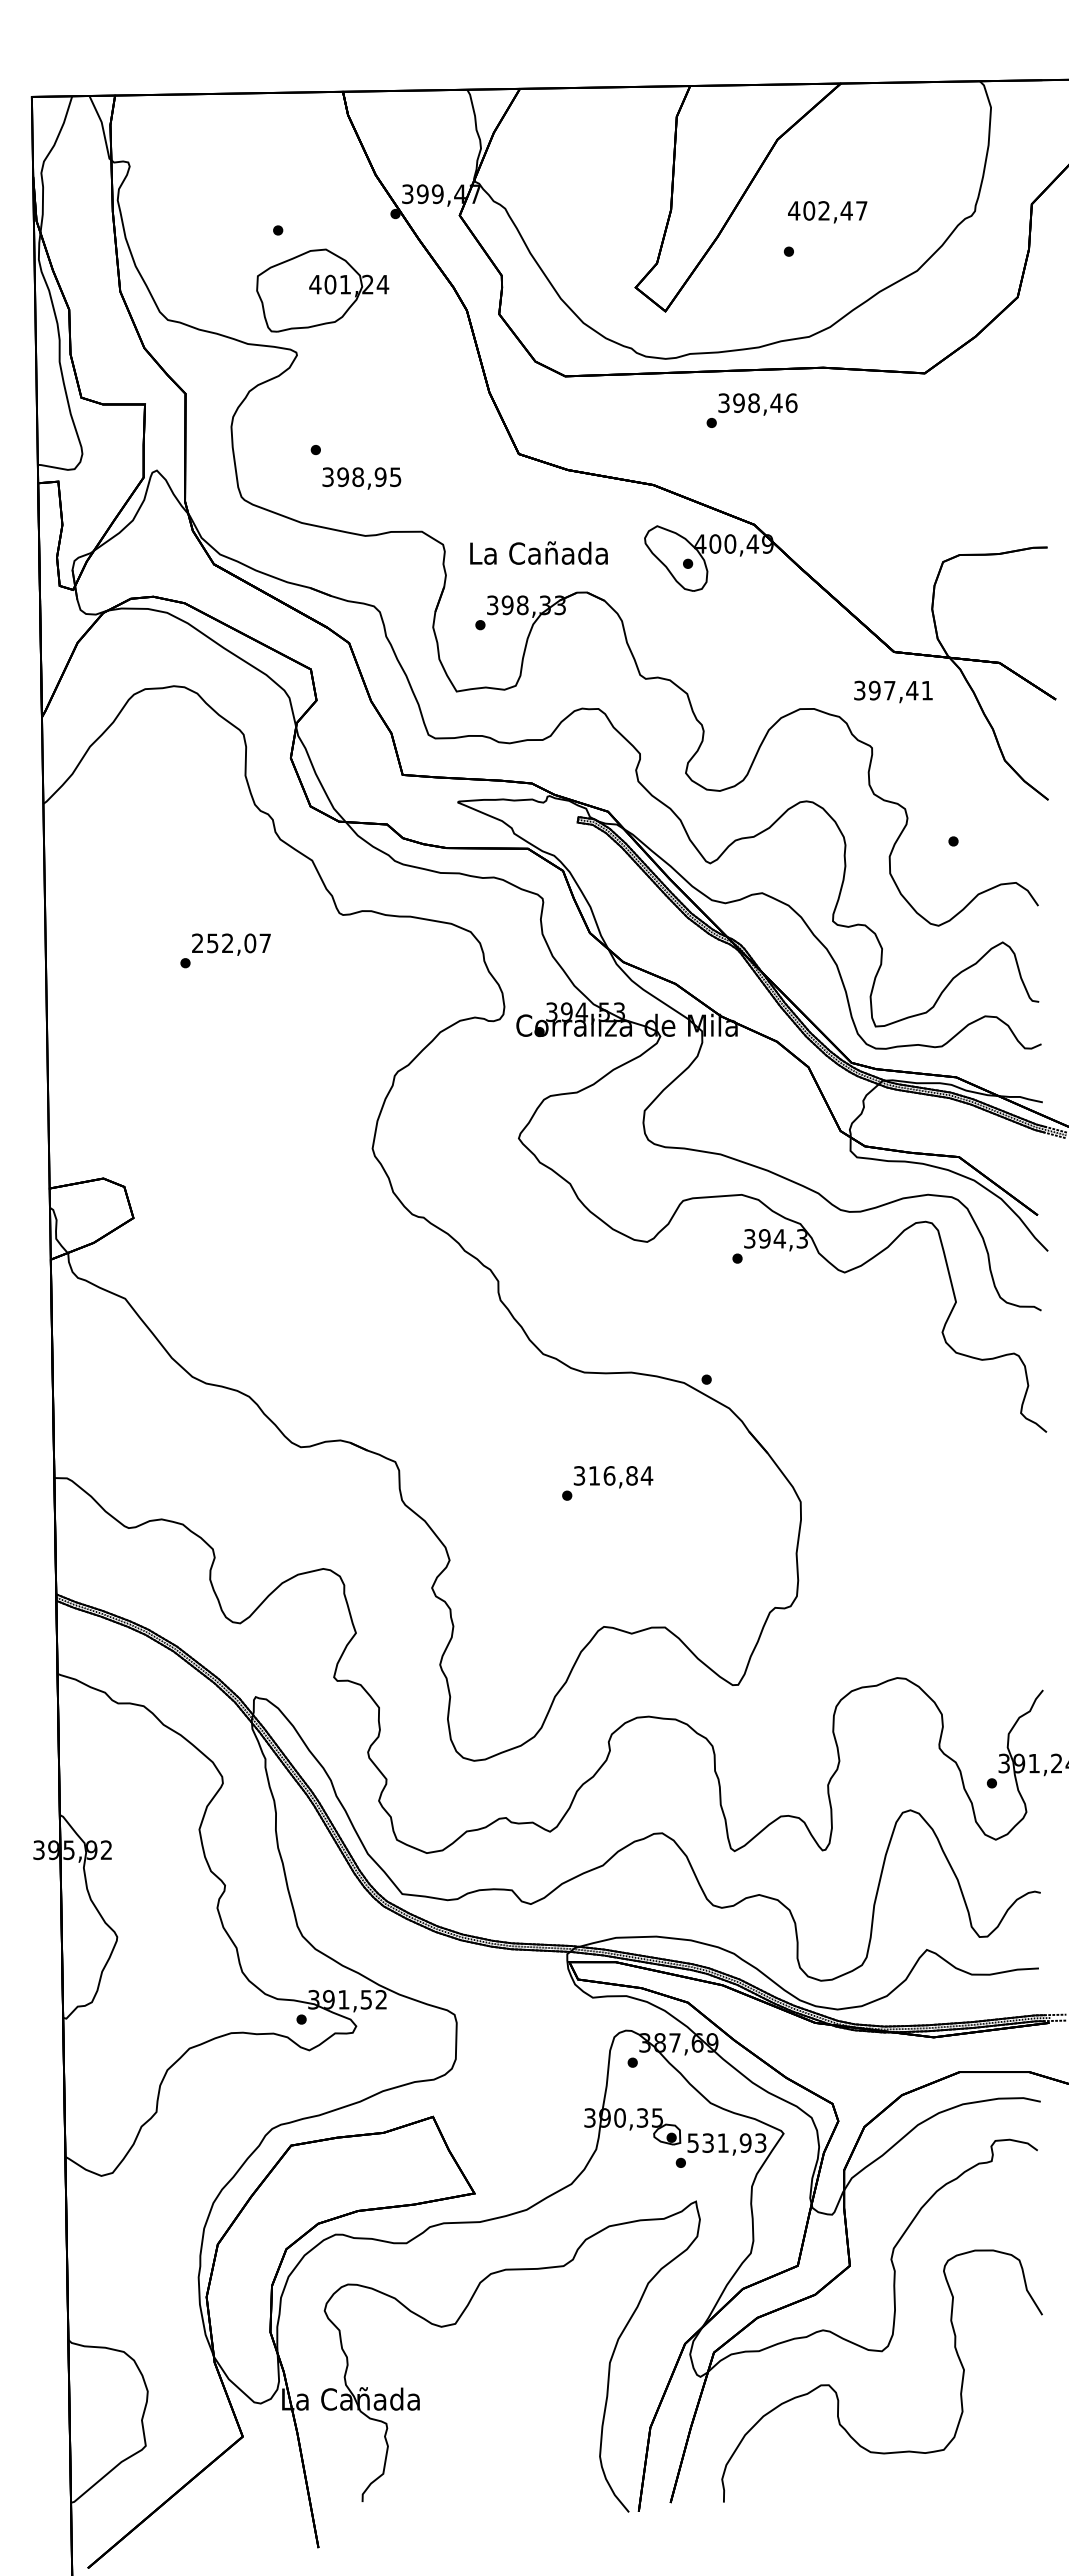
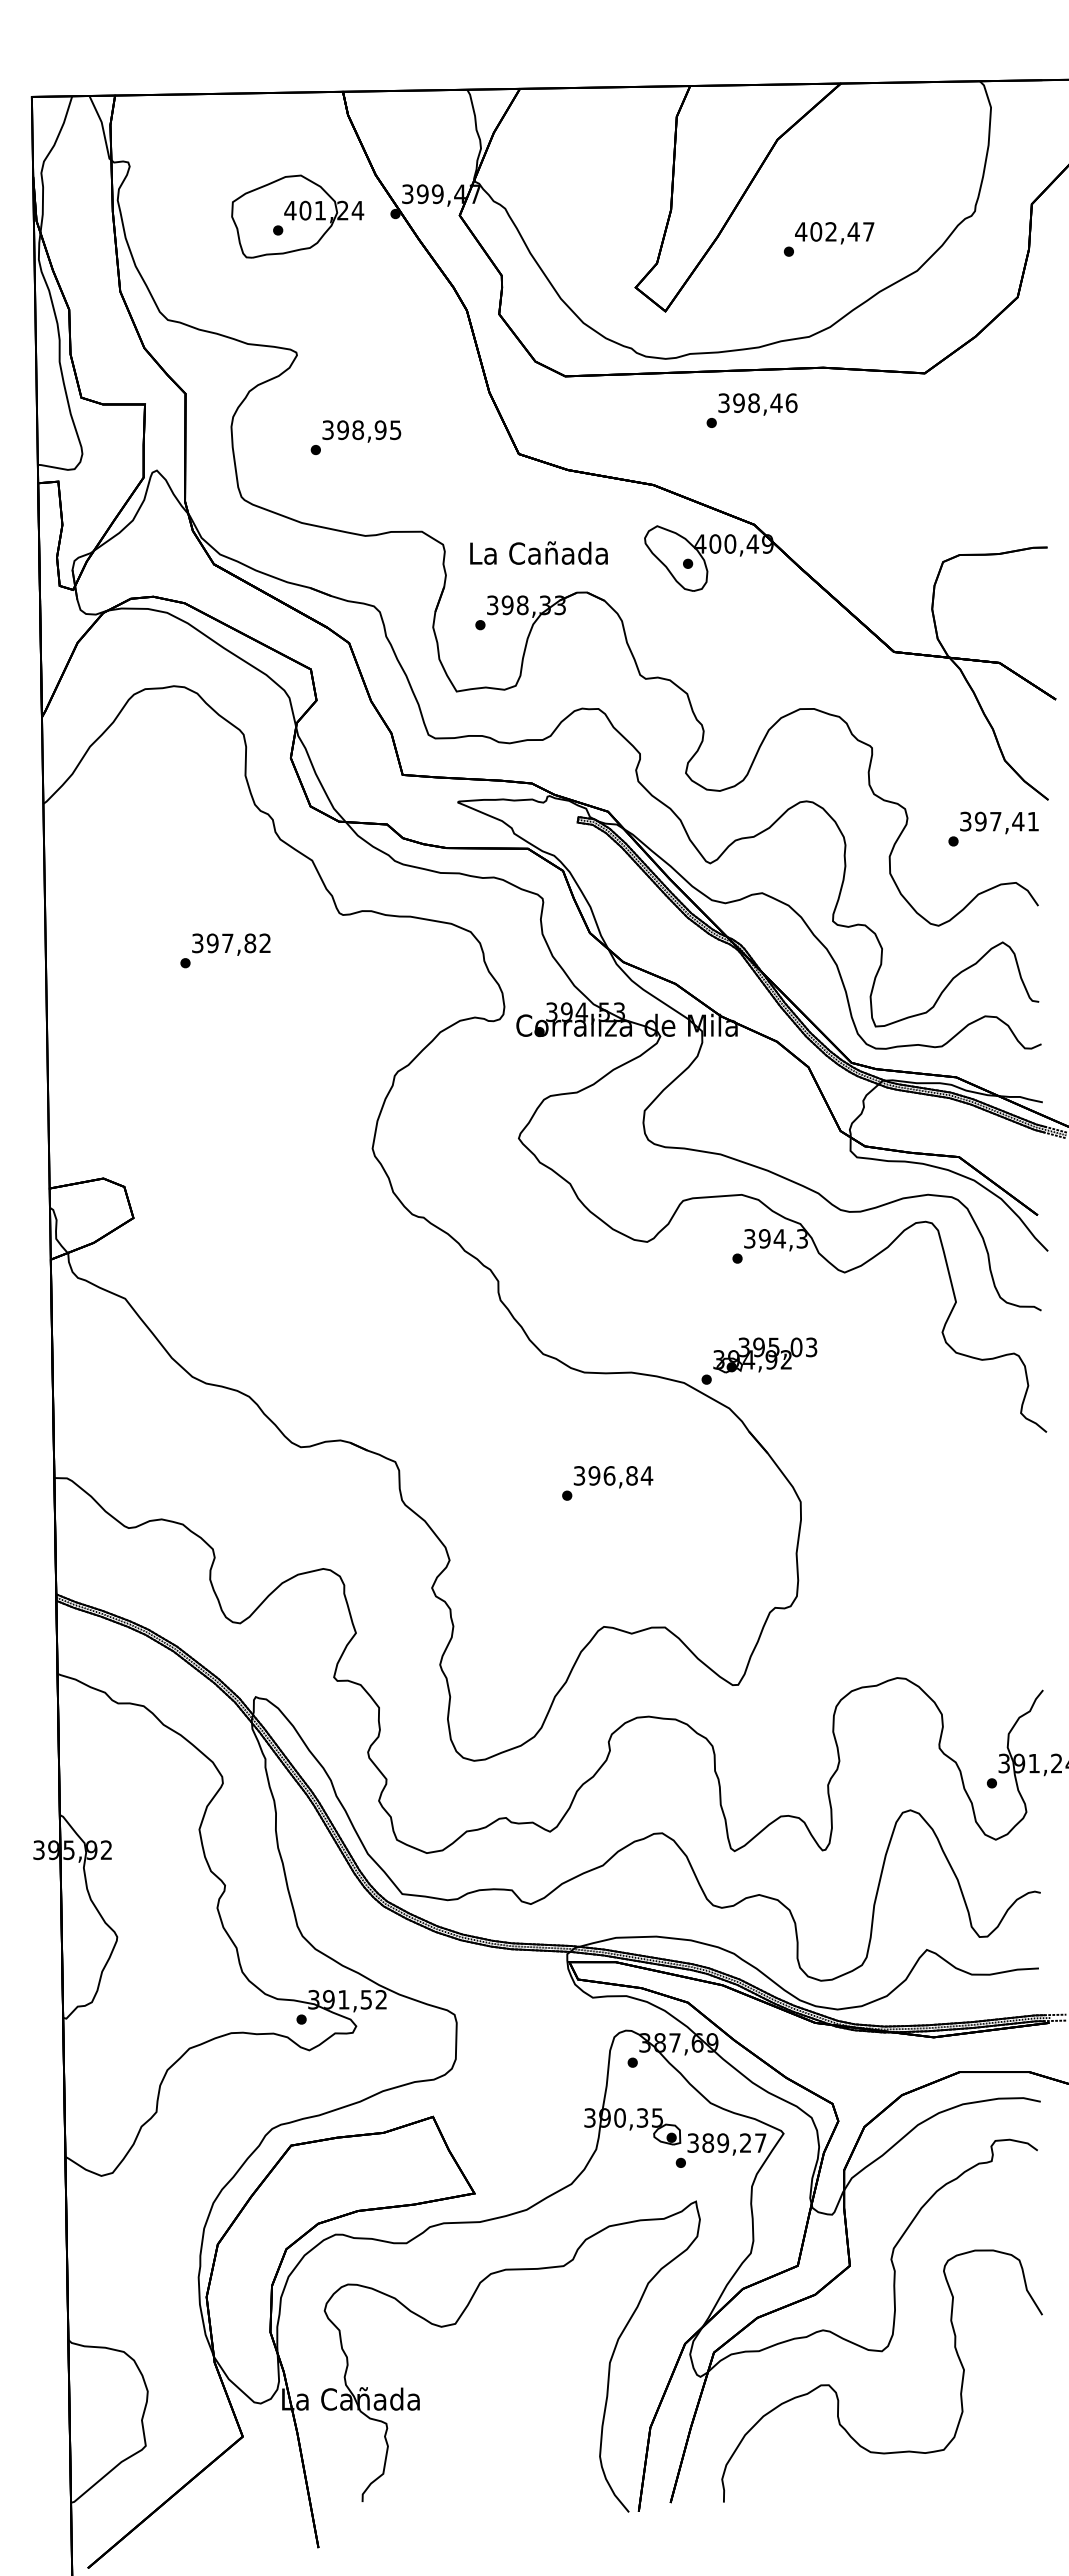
text position: (827, 212) -> (834, 233) (834, 233)
part position: (322, 290) -> (297, 216) (297, 216)
text position: (361, 478) -> (361, 431) (361, 431)
text position: (893, 691) -> (999, 822) (999, 822)
text: 252,07 -> 397,82 (231, 943)
part: none -> present (765, 1355)
text: 316,84 -> 396,84 (594, 1475)
text: 531,93 -> 389,27 (727, 2142)
